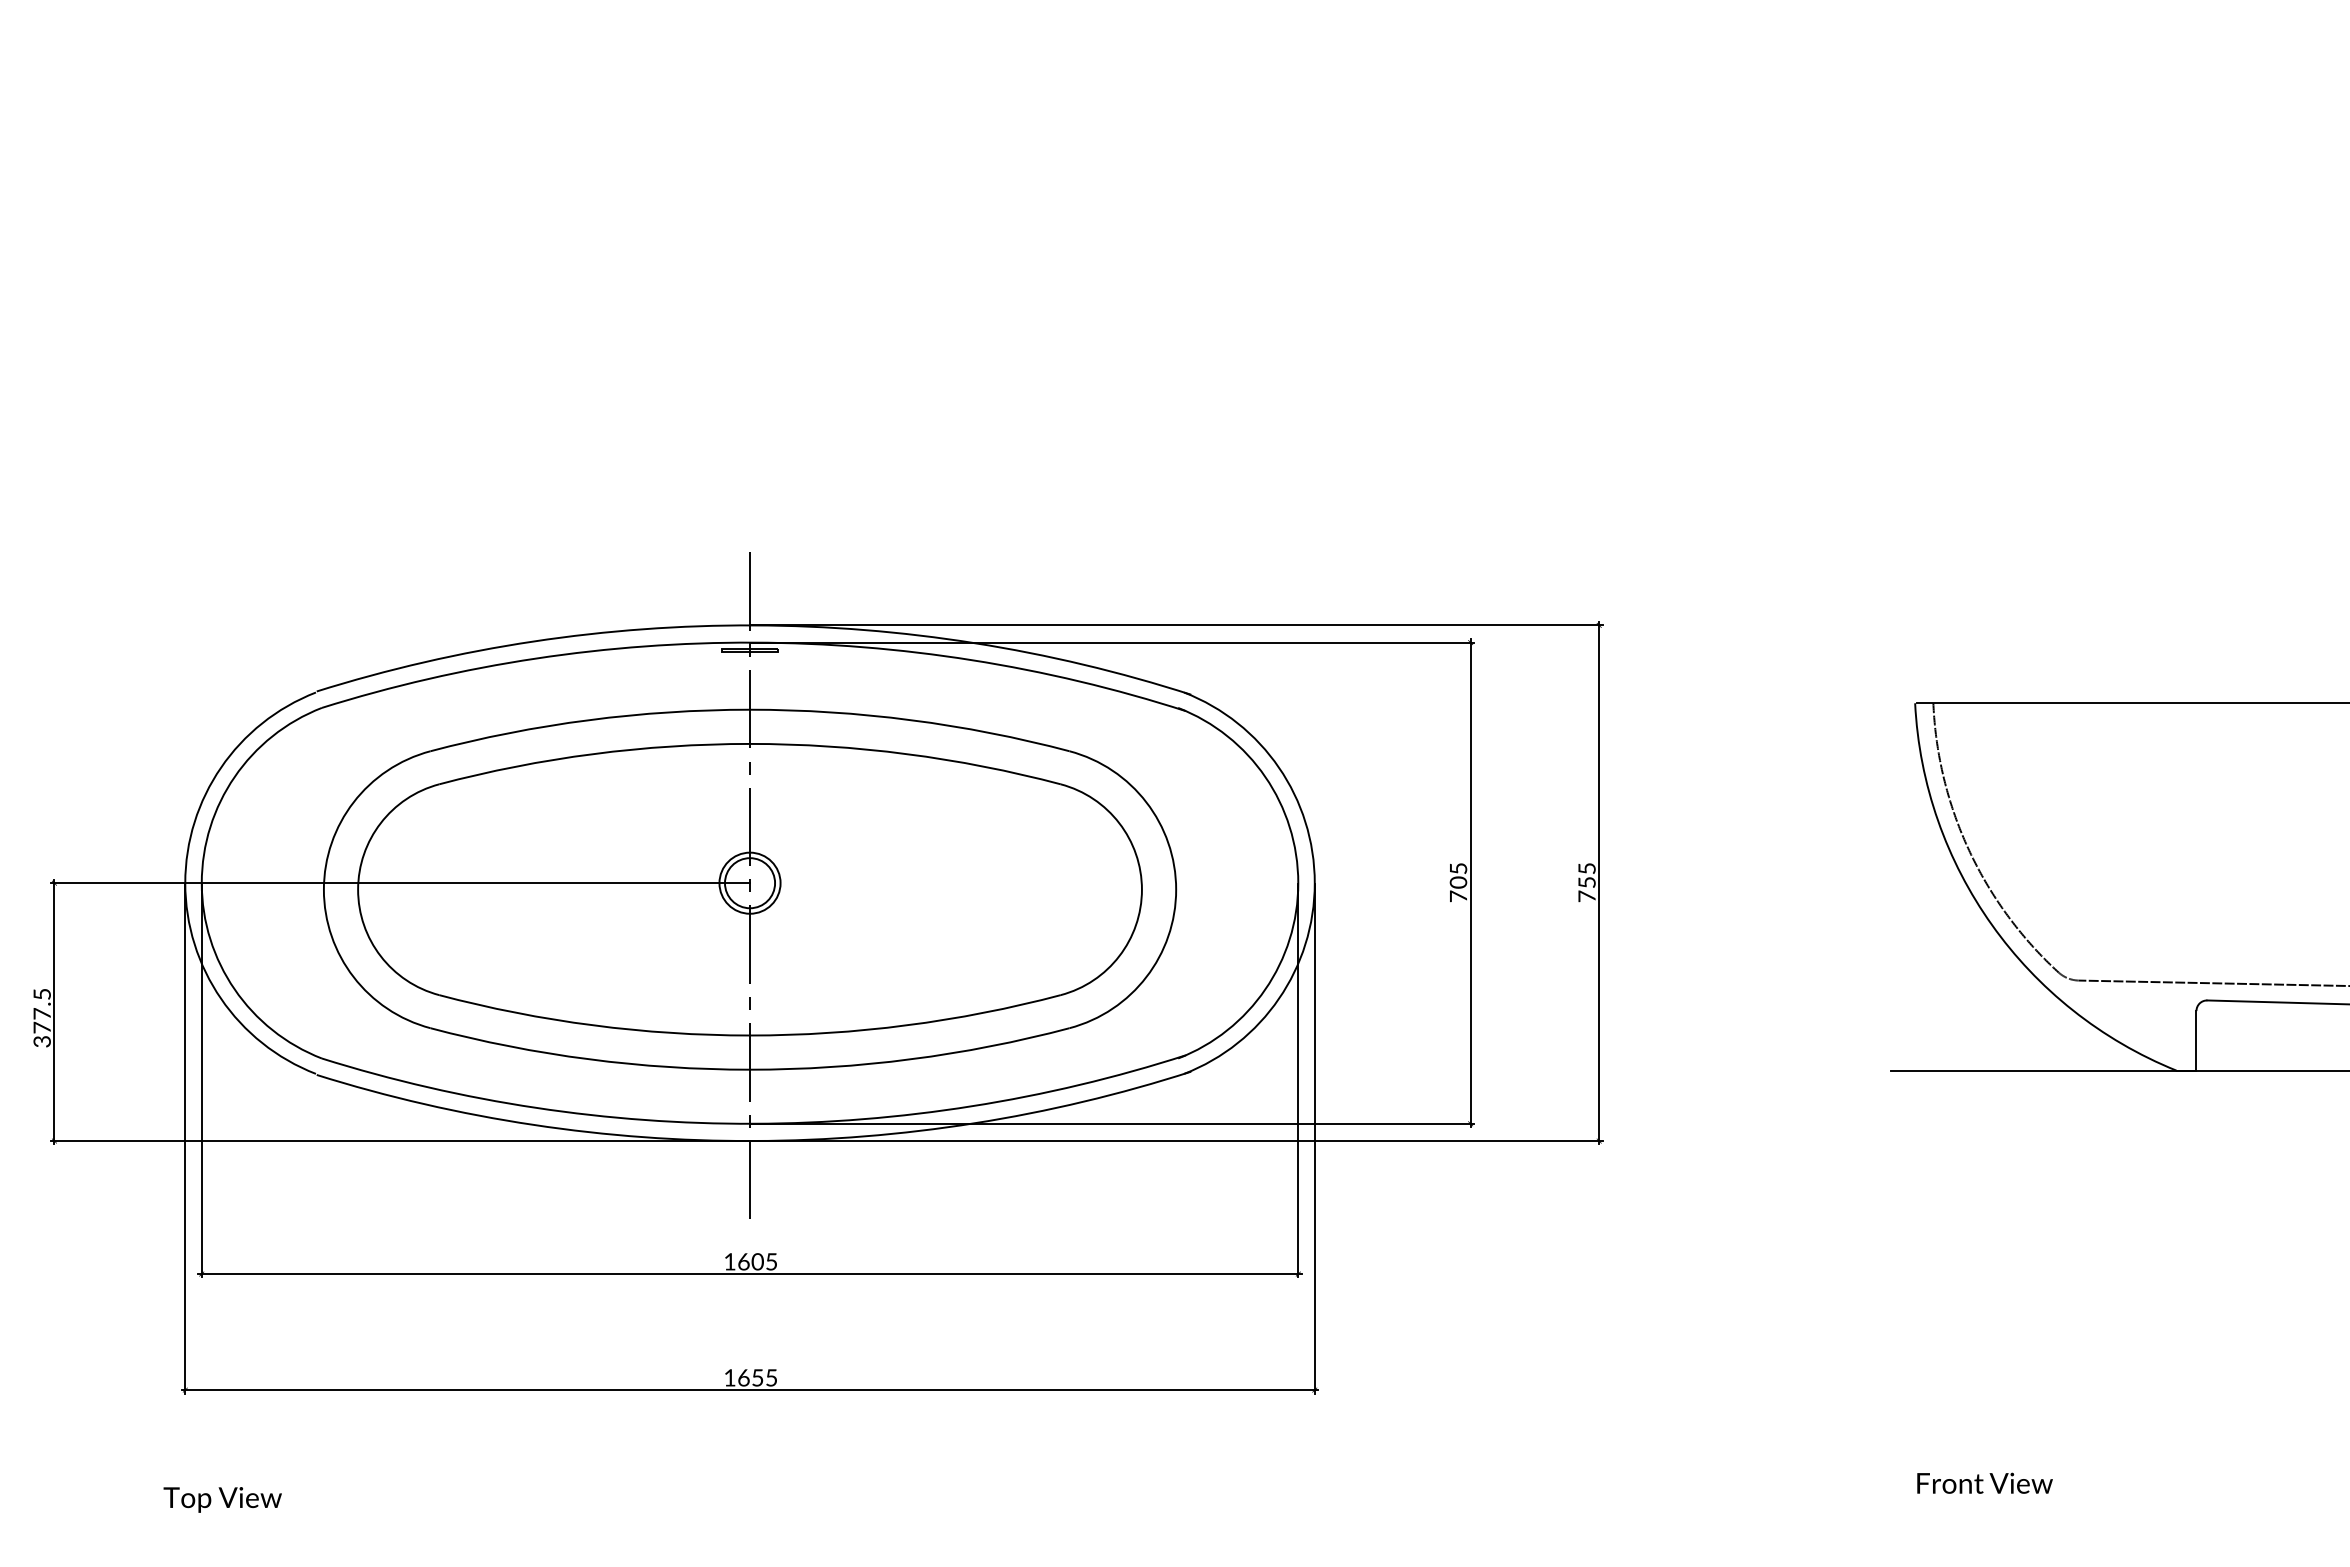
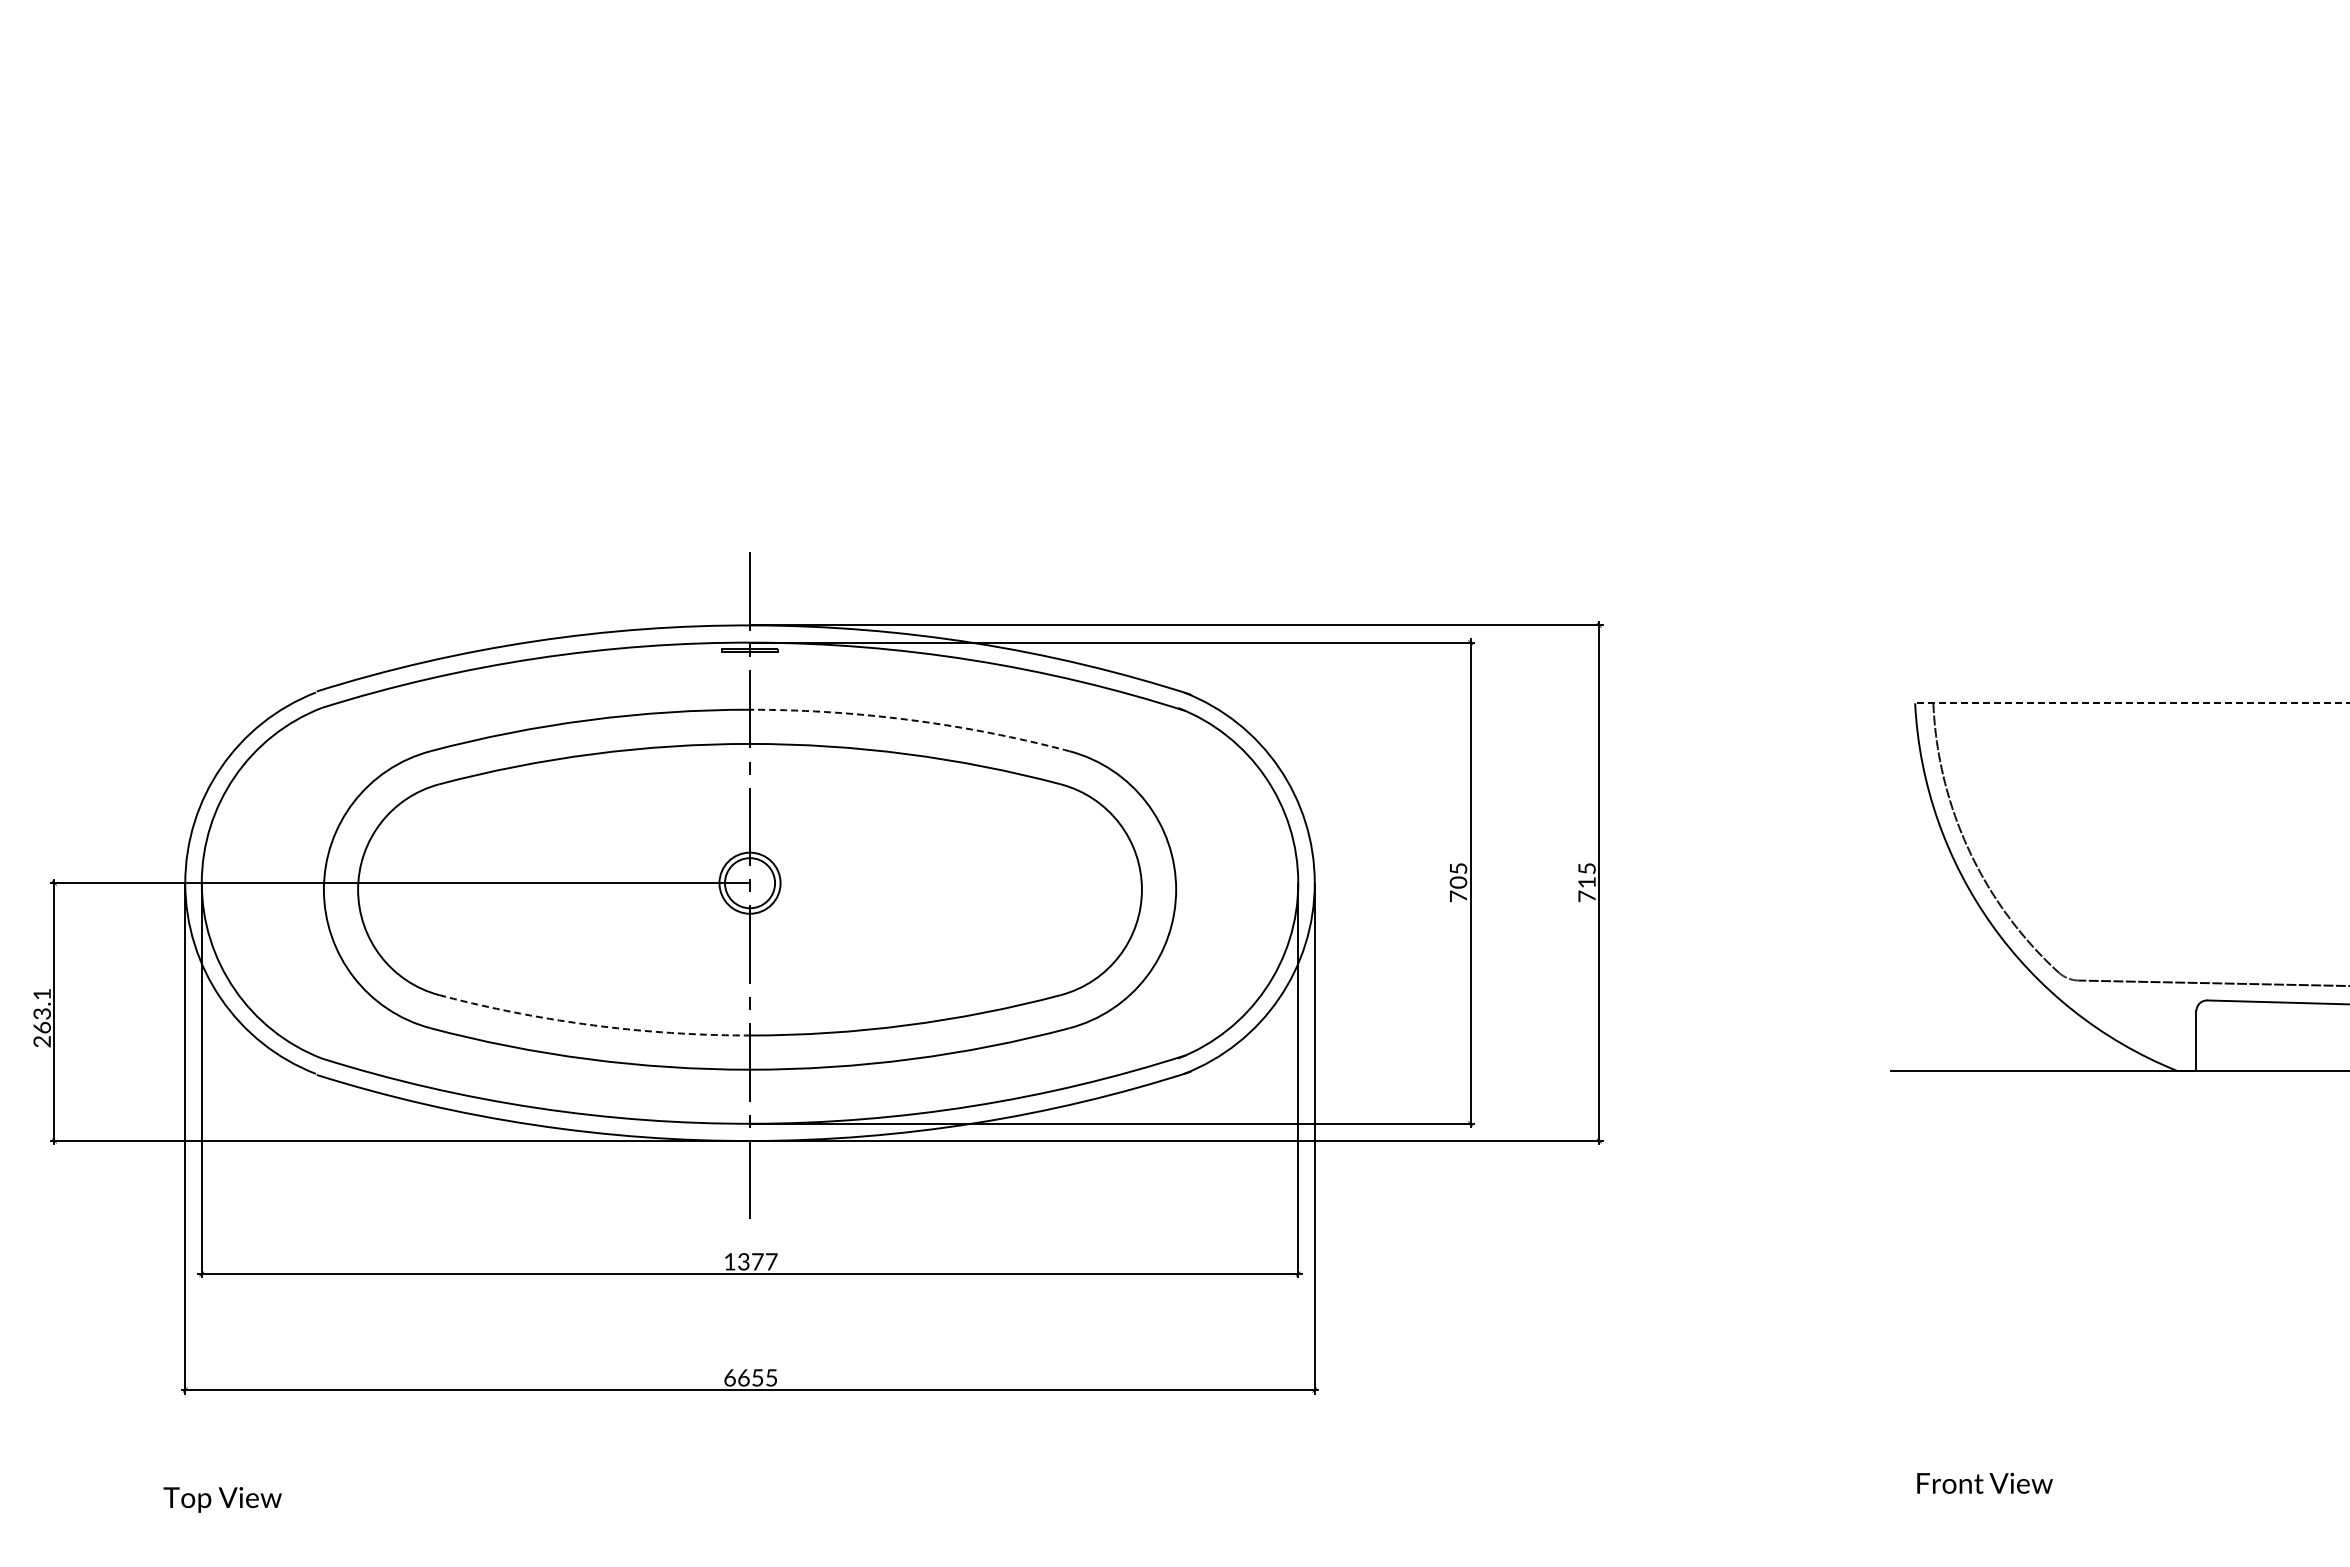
line: solid -> dashed (2133, 703)
arc: solid -> dashed (911, 720)
text: 755 -> 715 (1586, 882)
text: 377.5 -> 263.1 (41, 1018)
arc: solid -> dashed (593, 1025)
text: 1605 -> 1377 (757, 1261)
text: 1655 -> 6655 (729, 1377)
